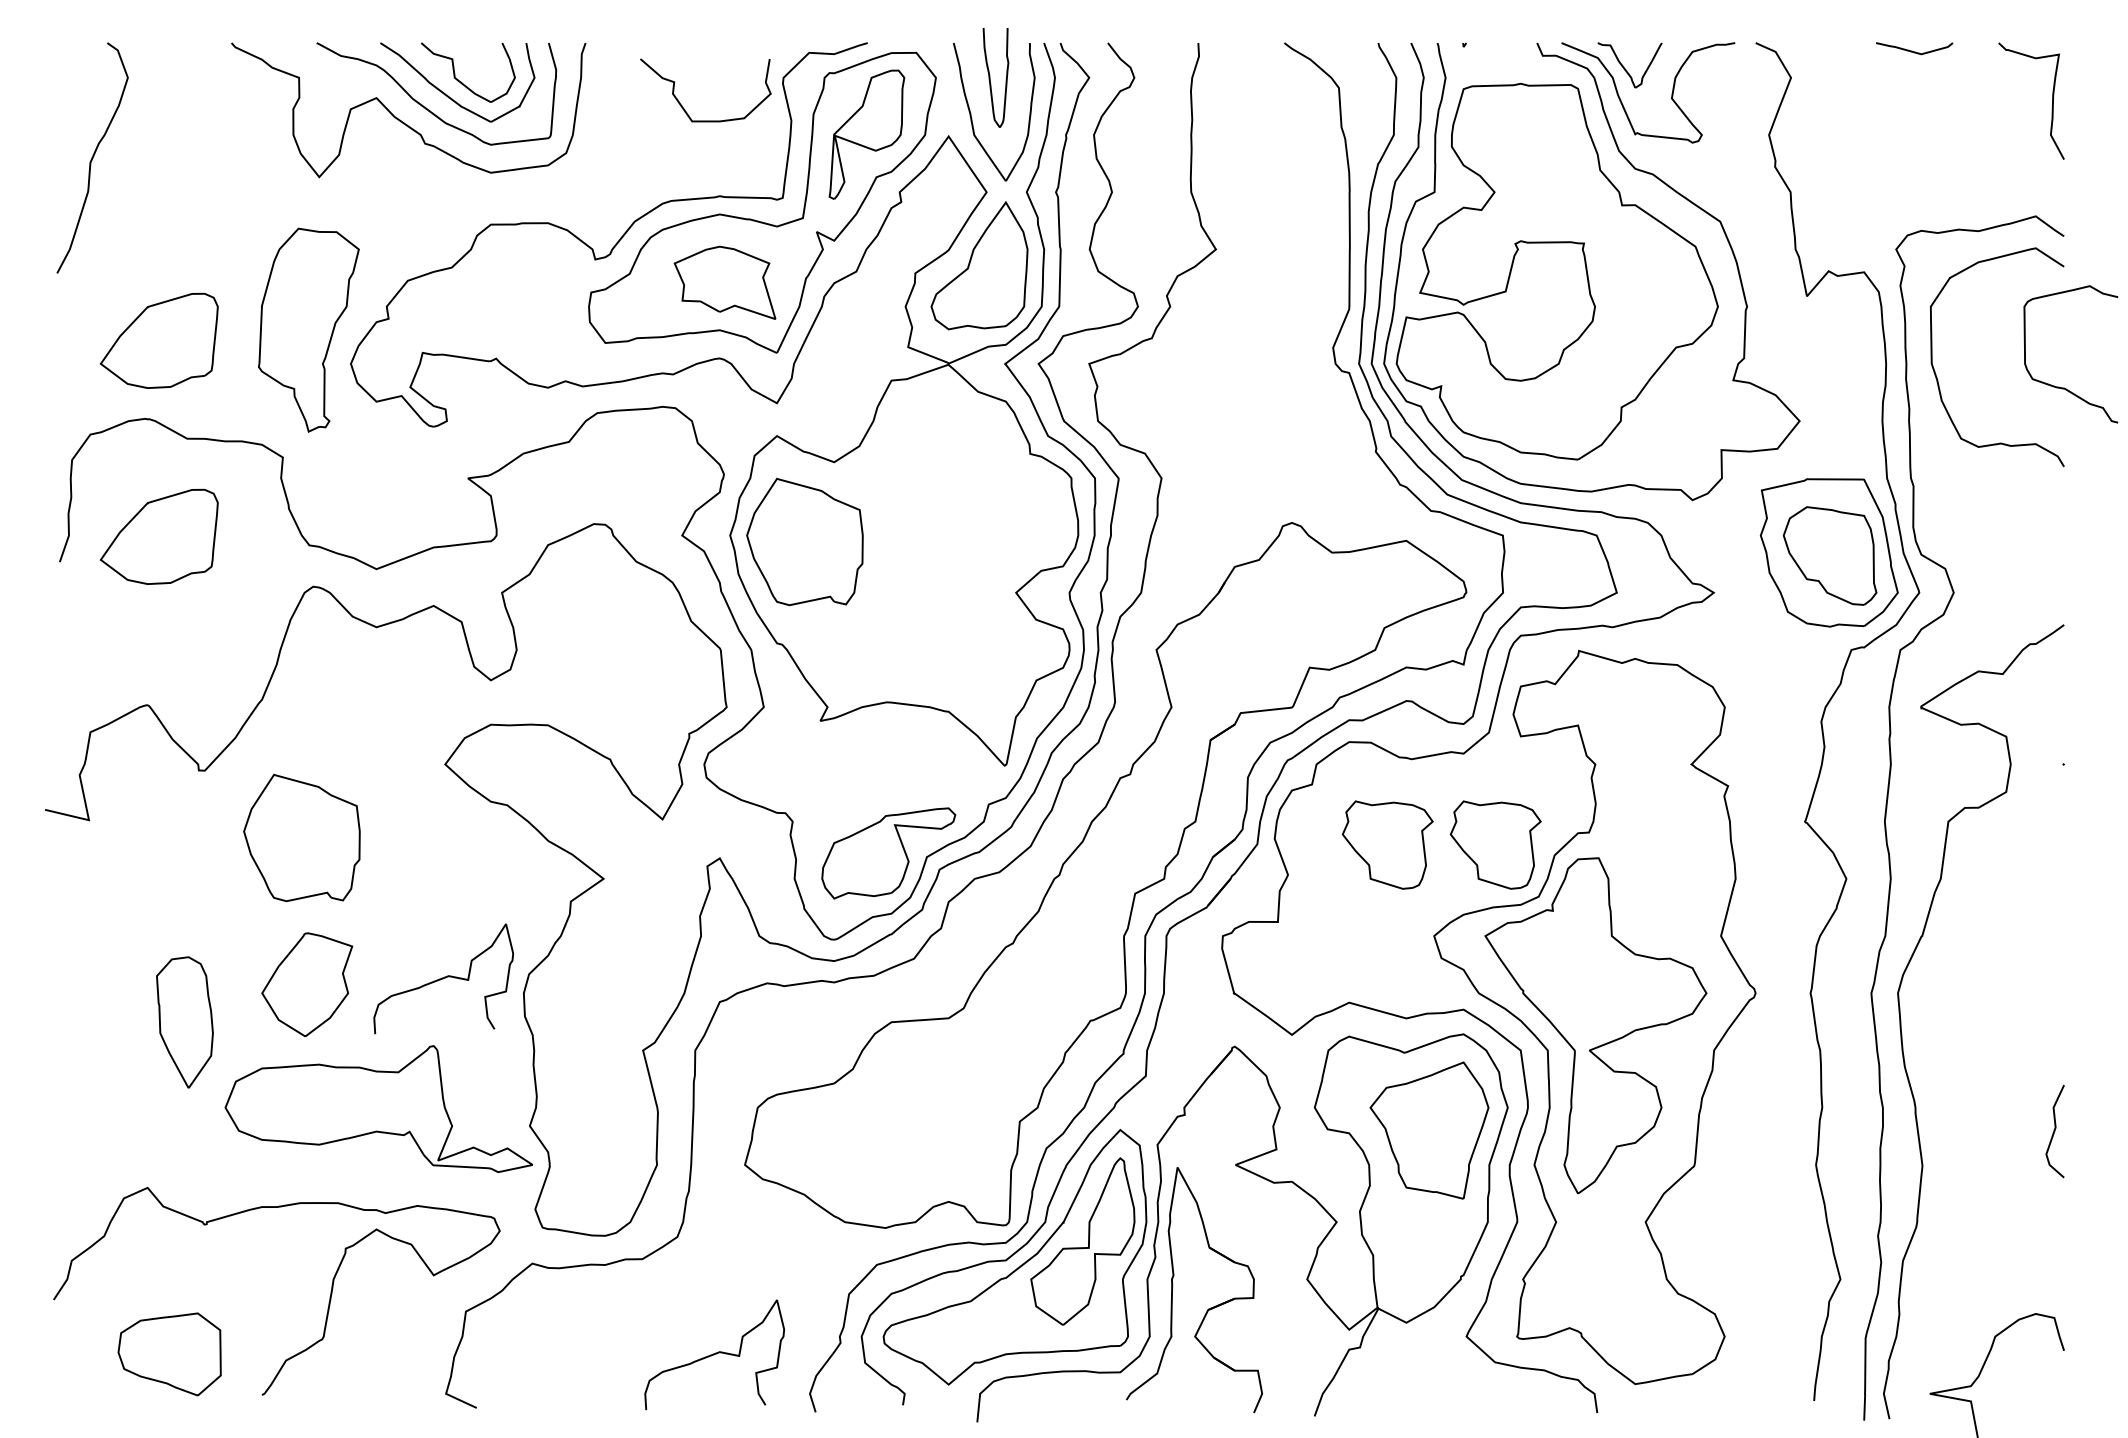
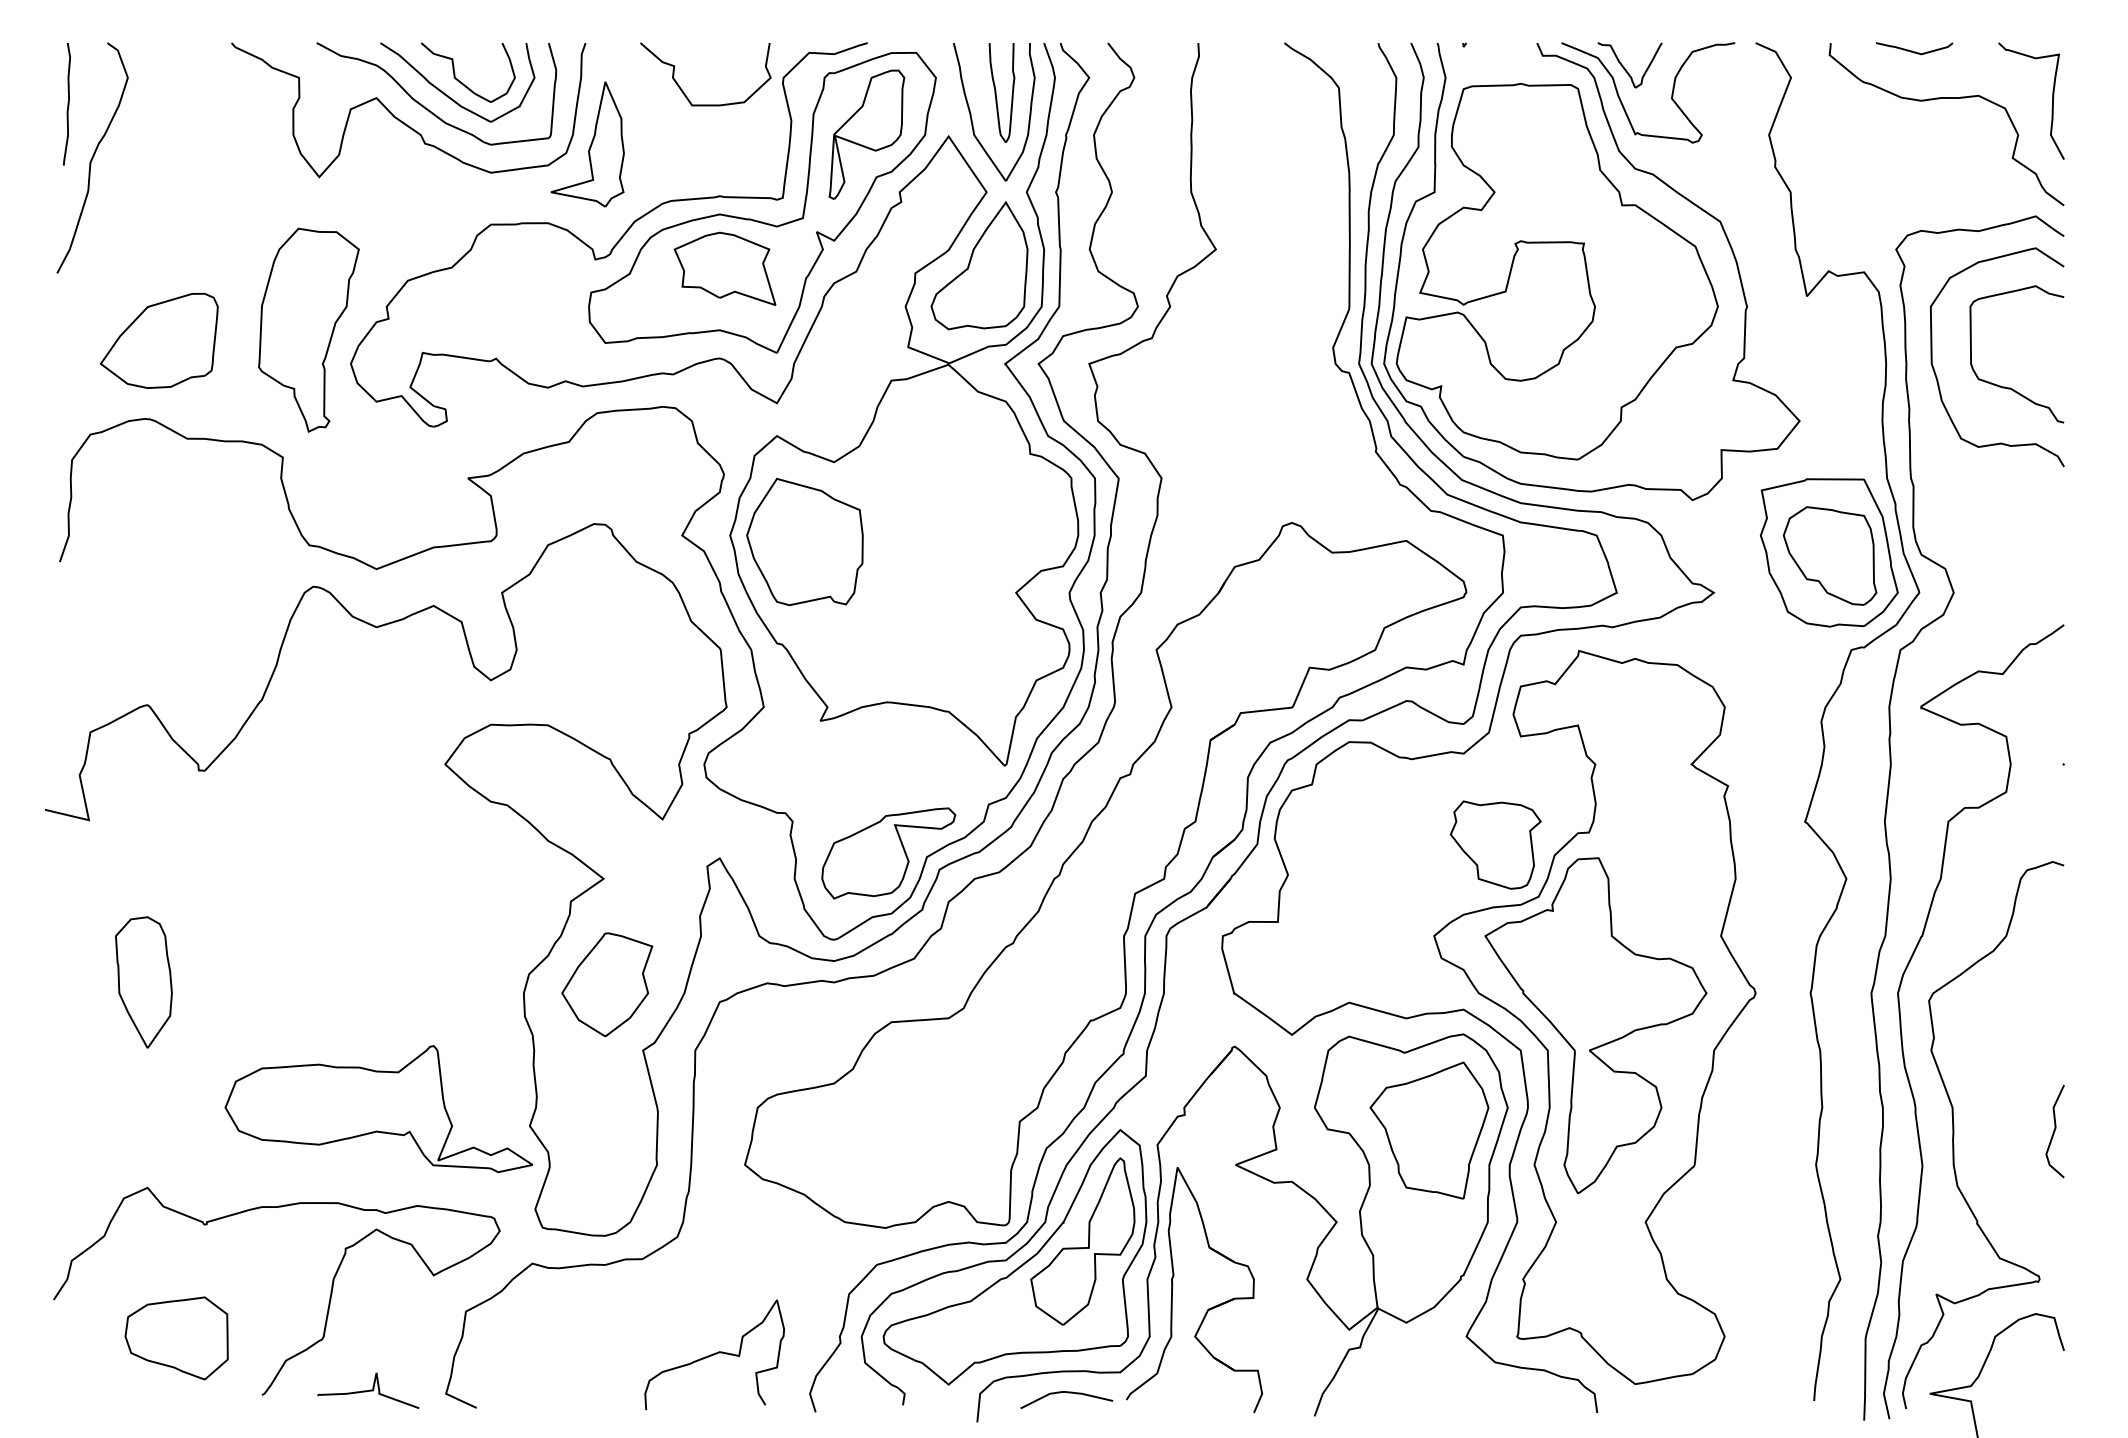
part position: (995, 77) -> (1001, 92) (1001, 92)
curve: none -> present (1939, 99)
curve: none -> present (67, 104)
curve position: (682, 105) -> (682, 89) (682, 89)
part: none -> present (587, 144)
part position: (724, 282) -> (724, 268) (724, 268)
curve position: (2064, 387) -> (2010, 387) (2010, 387)
part: present -> none (158, 536)
part: present -> none (301, 837)
part: present -> none (1387, 844)
curve: present -> none (443, 978)
part position: (307, 984) -> (607, 984) (607, 984)
part position: (184, 1022) -> (143, 982) (143, 982)
curve: none -> present (1954, 1134)
part position: (169, 1354) -> (176, 1338) (176, 1338)
curve: none -> present (368, 1390)
curve: none -> present (1067, 1393)
